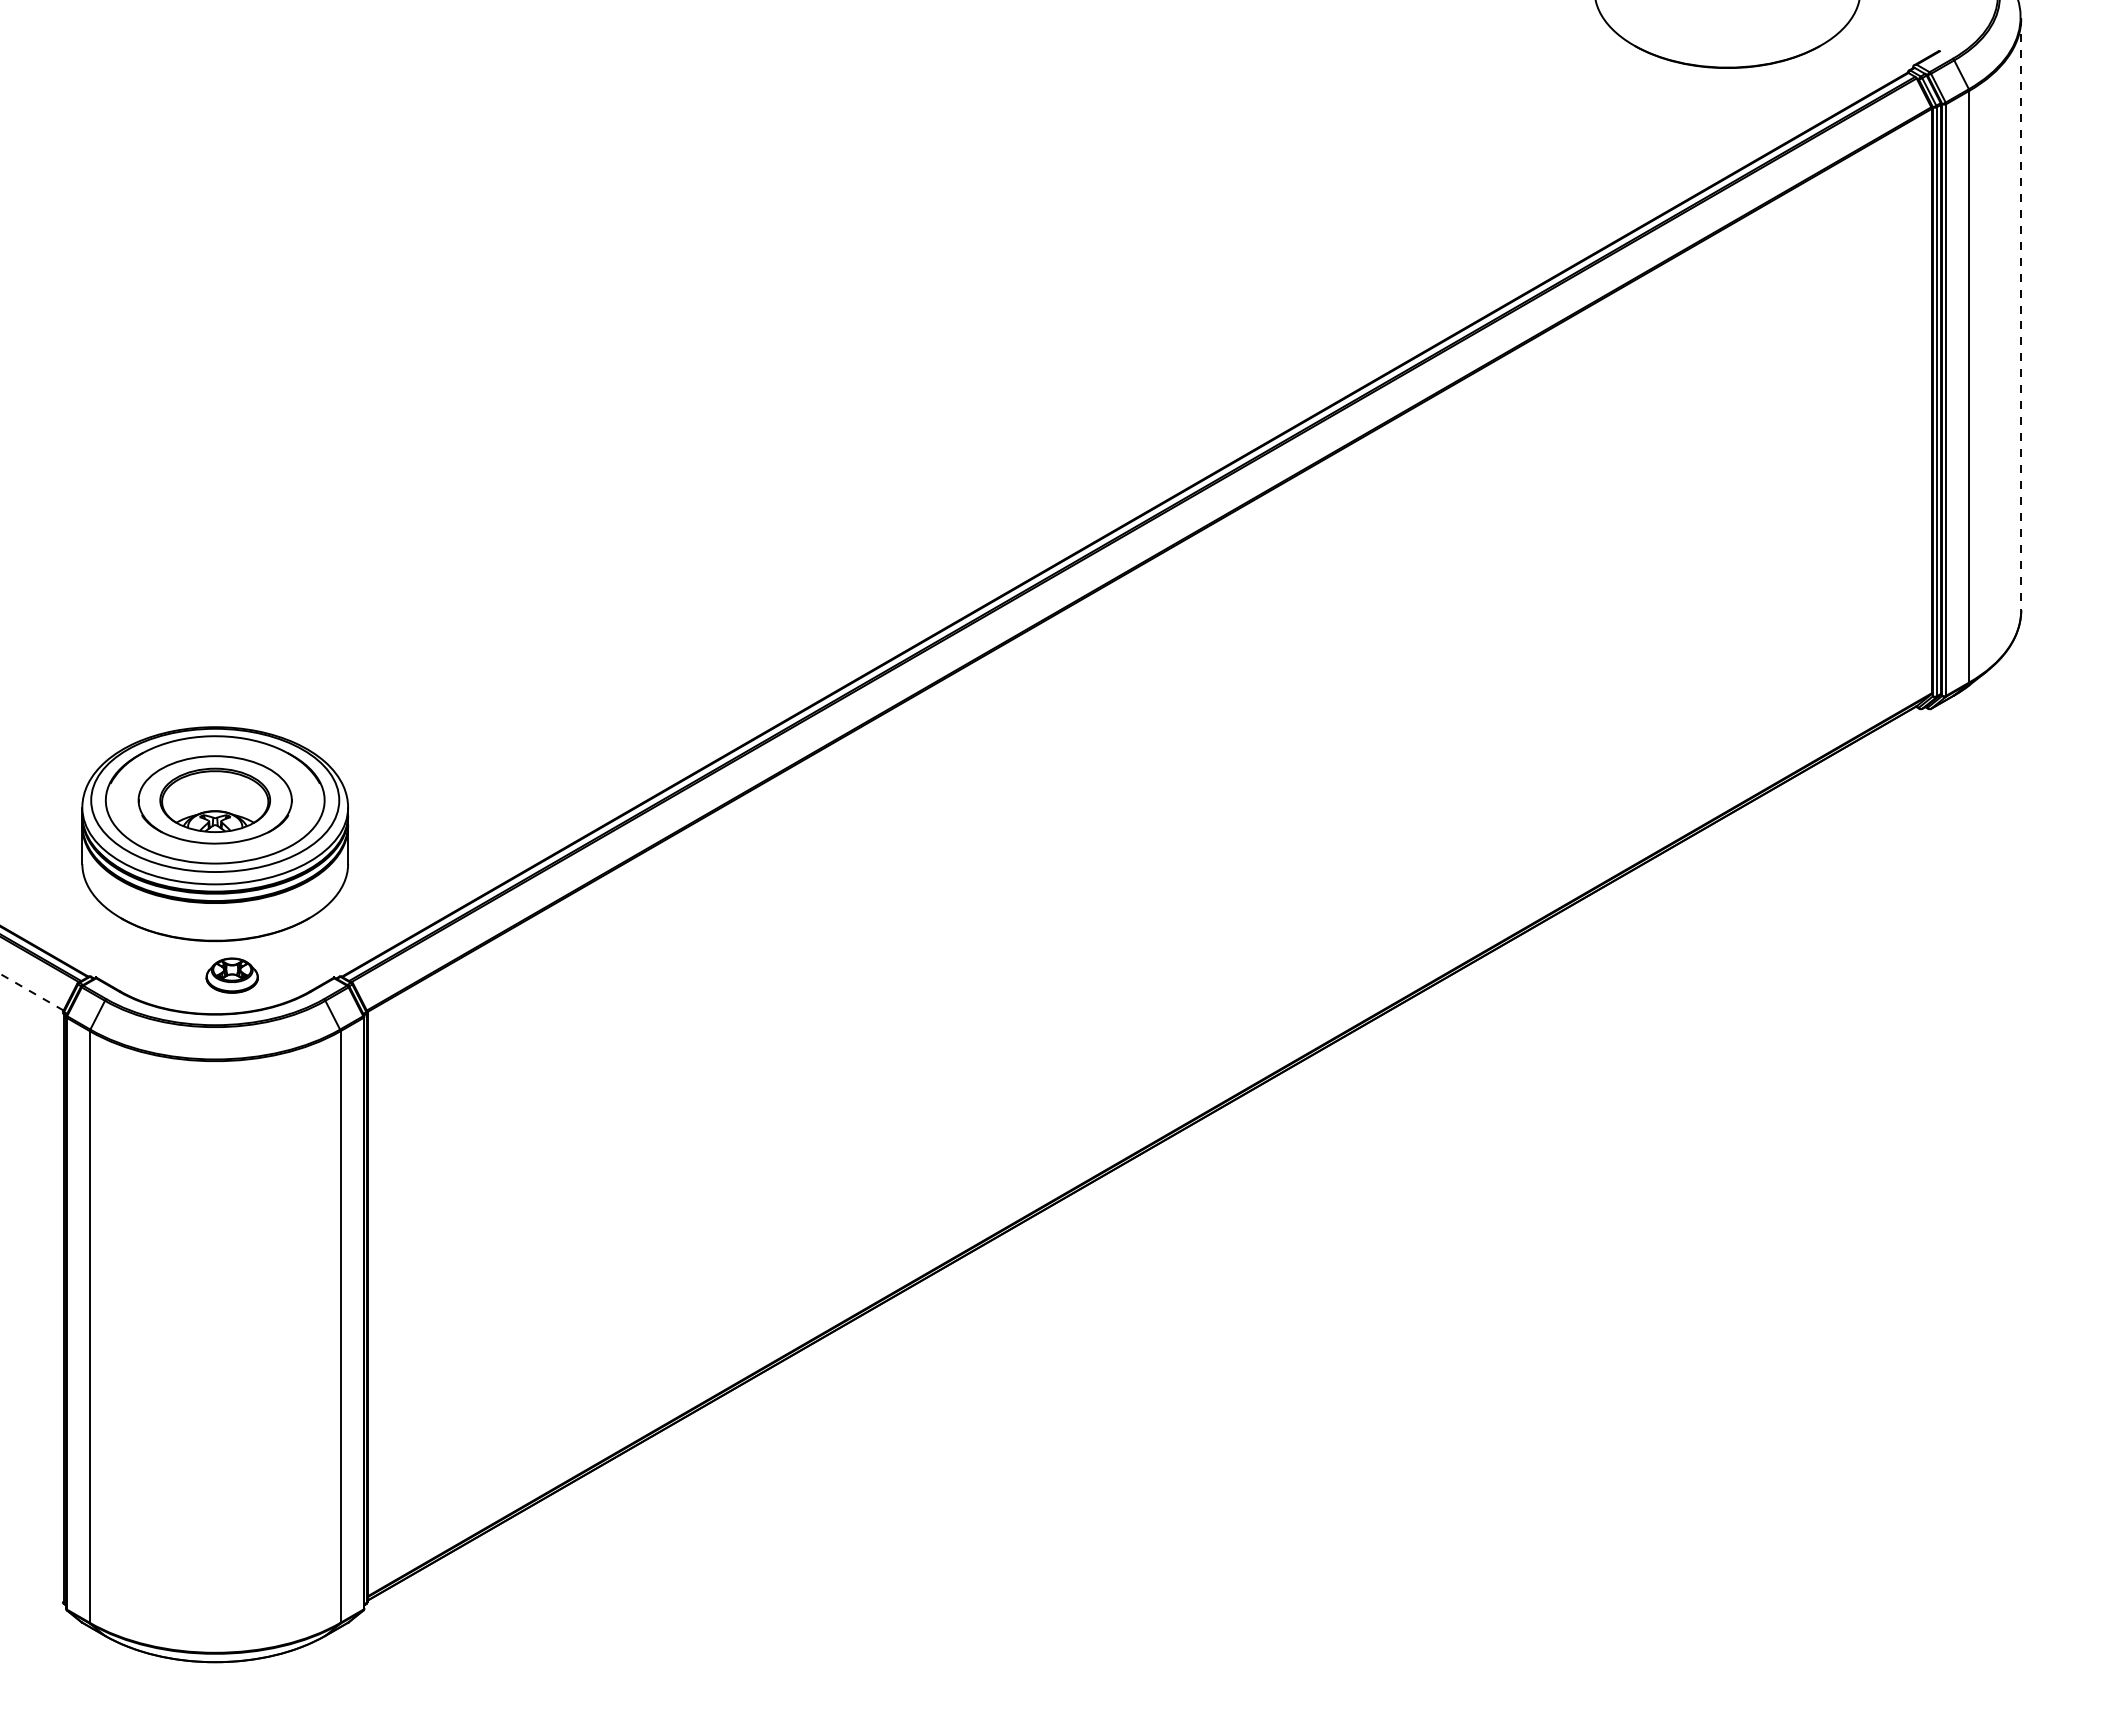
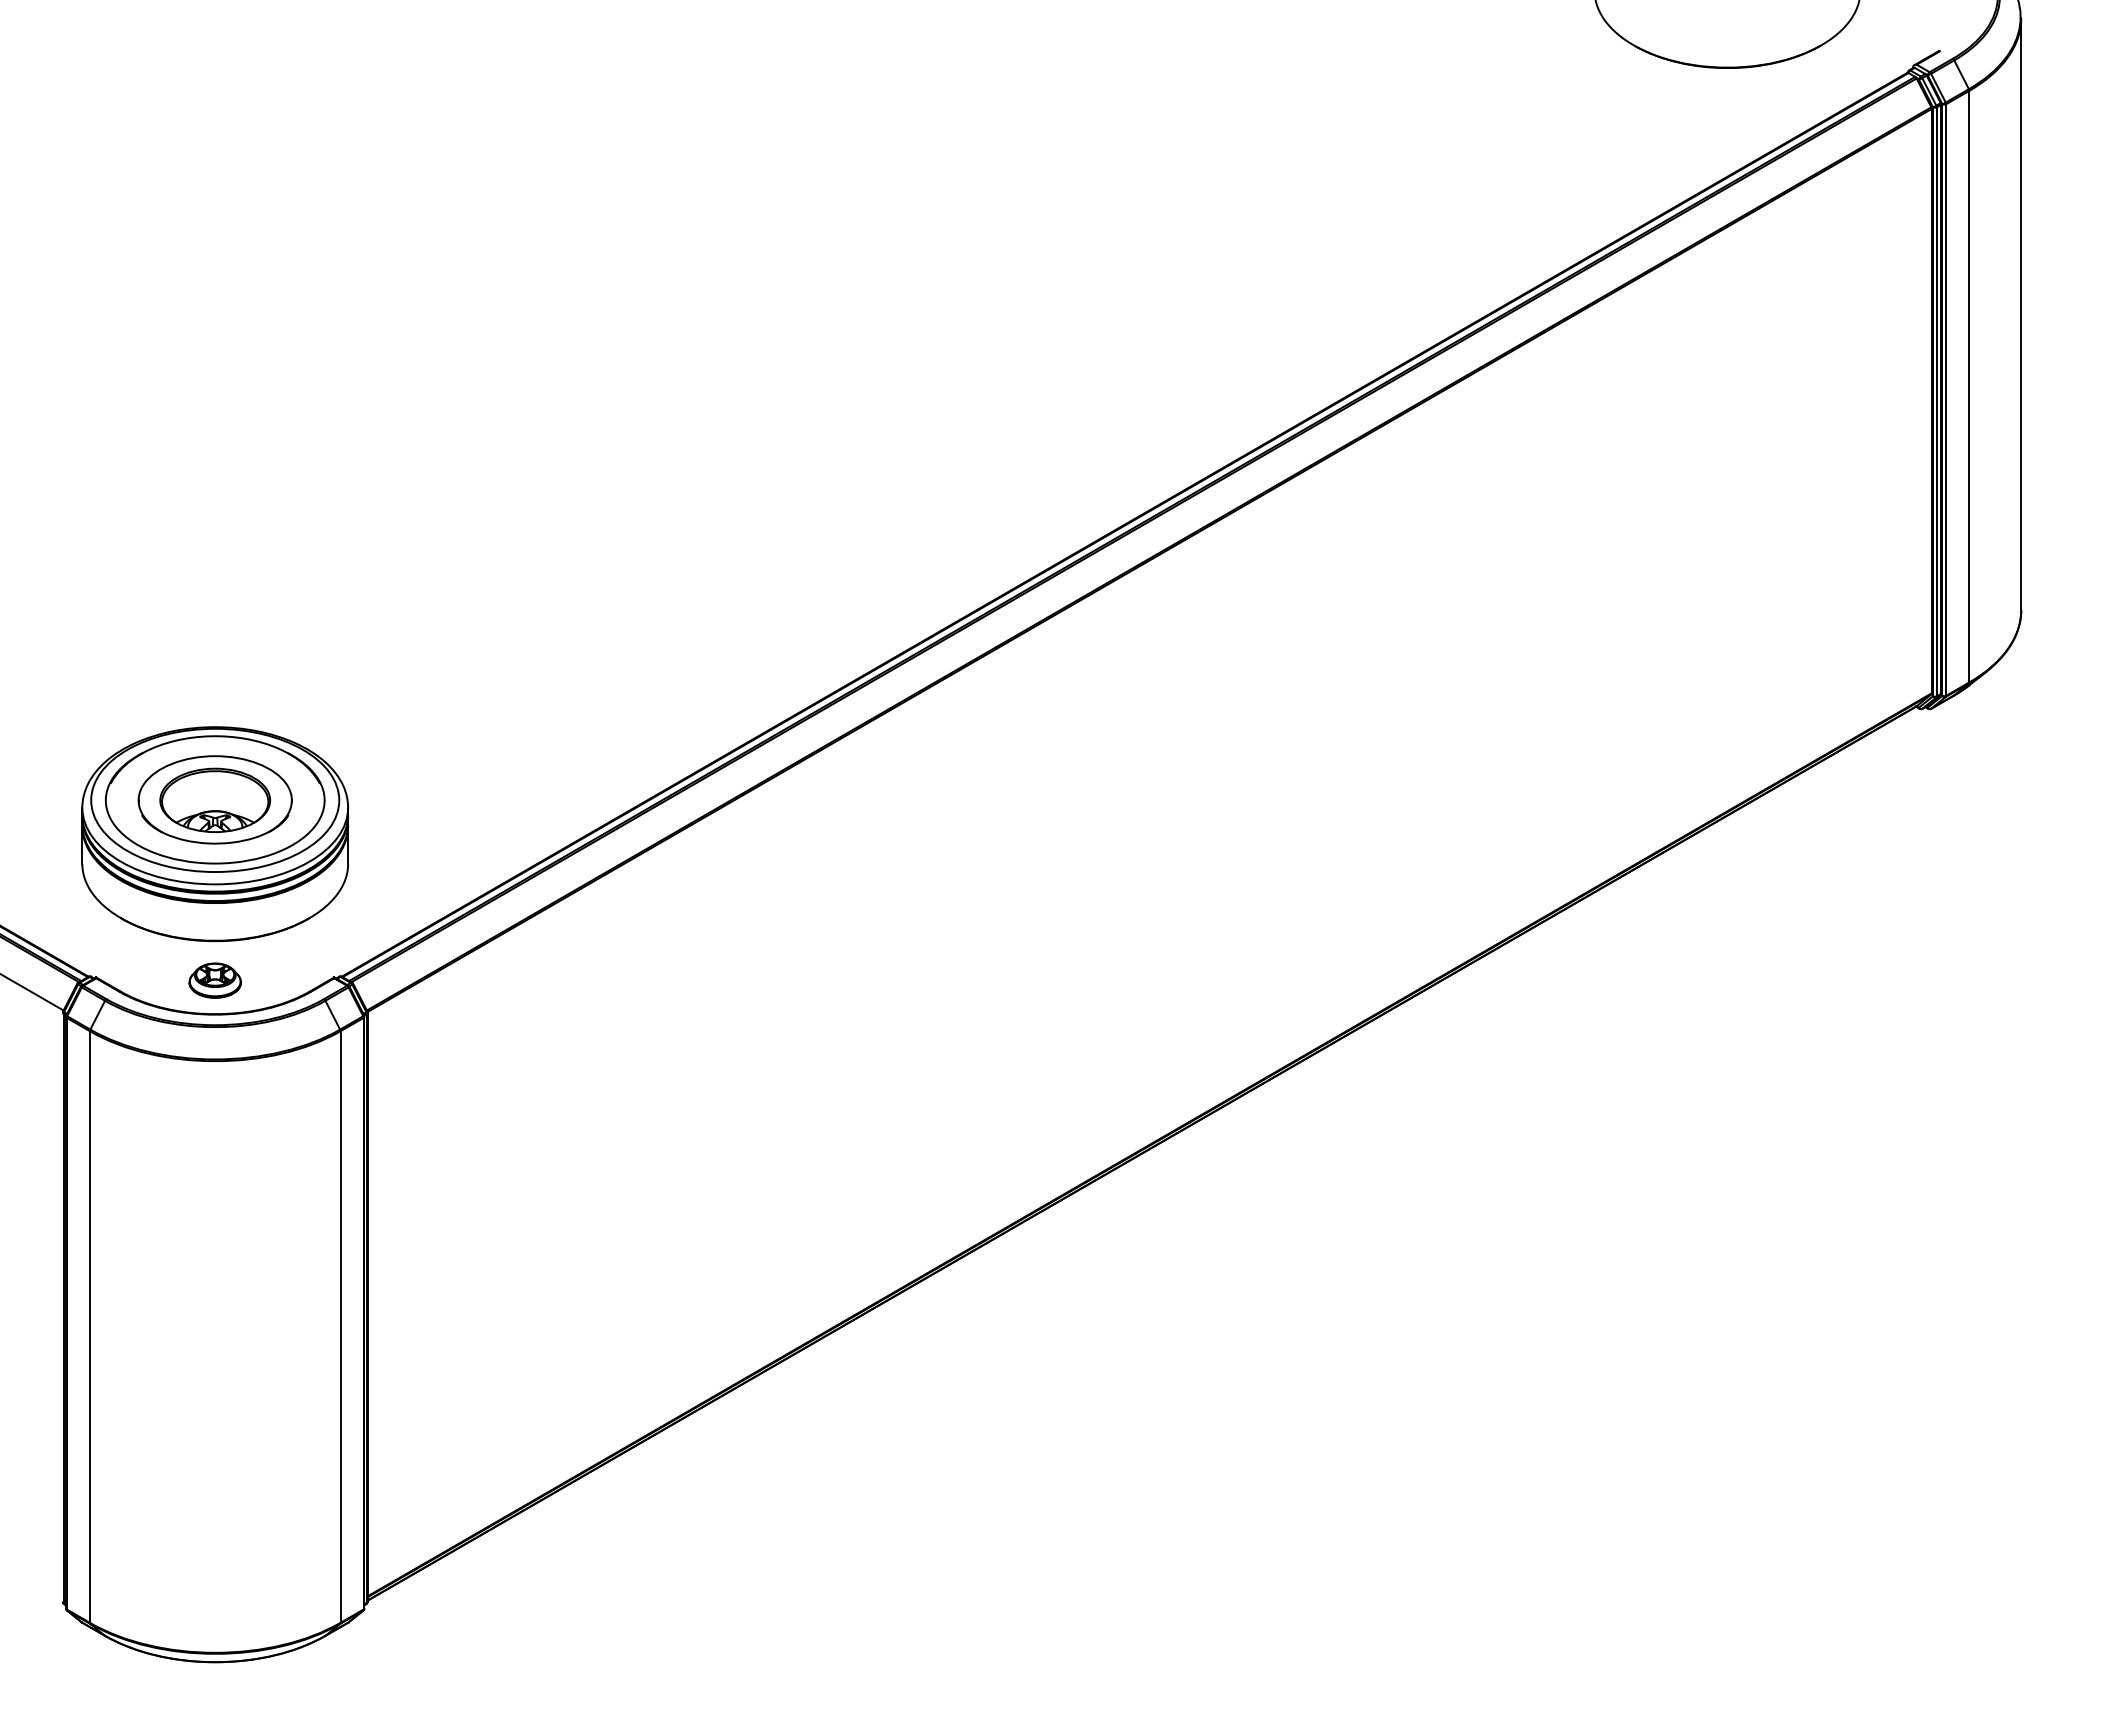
line: dashed -> solid (2021, 314)
part position: (231, 975) -> (214, 980) (214, 980)
line: dashed -> solid (31, 992)
